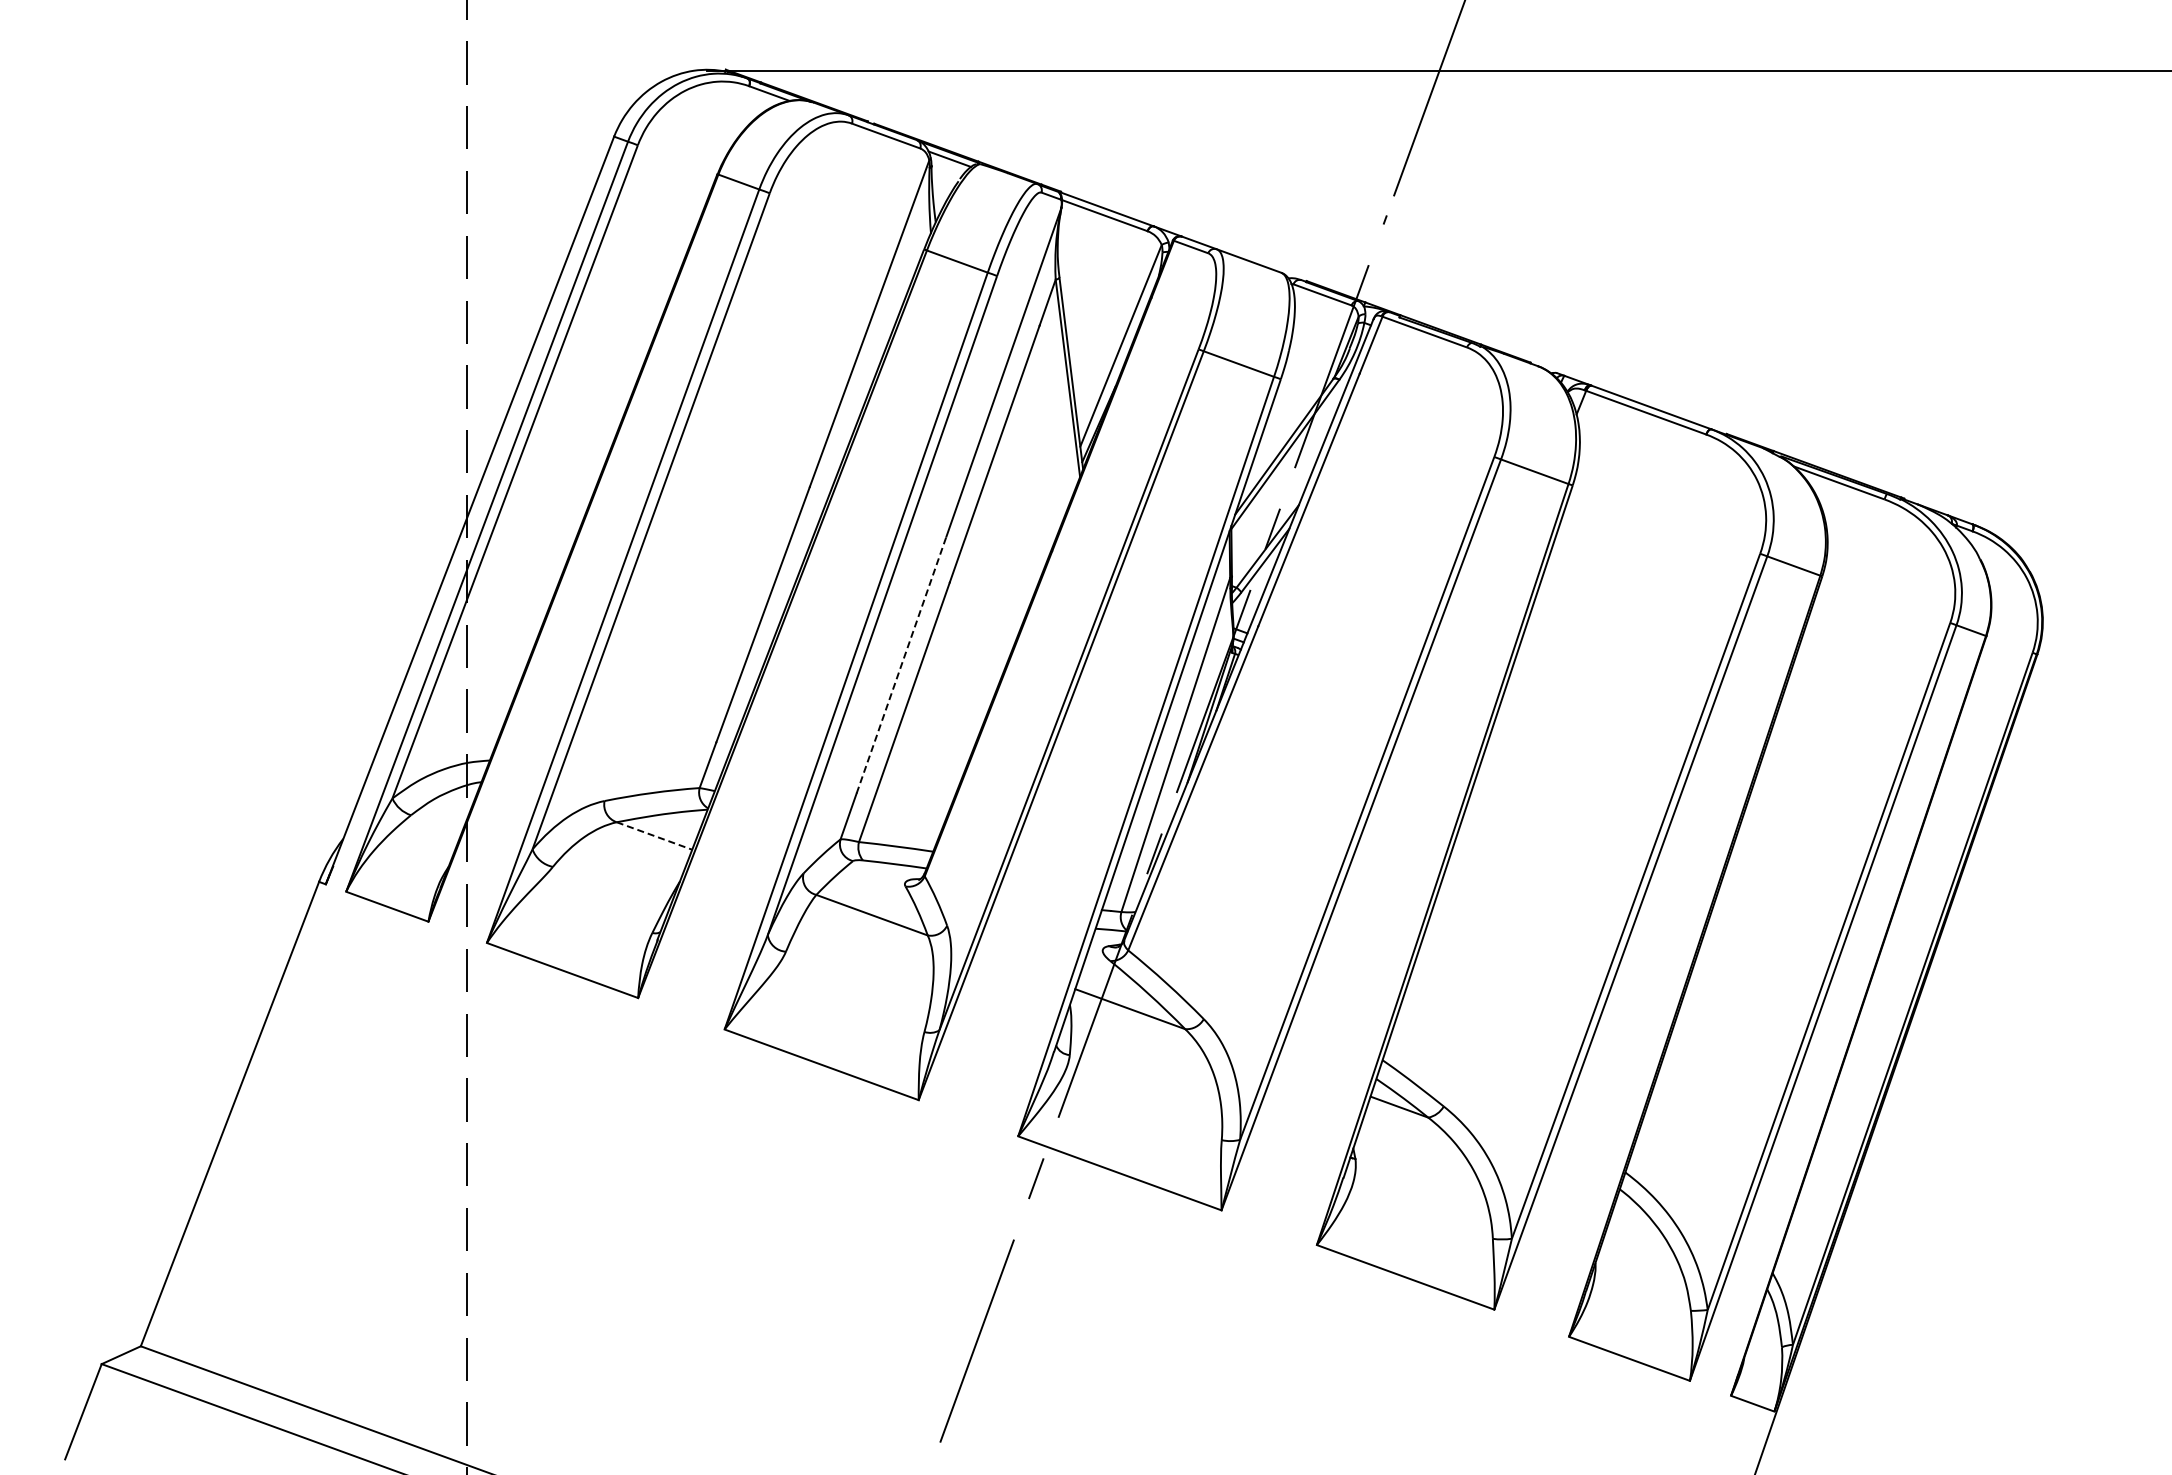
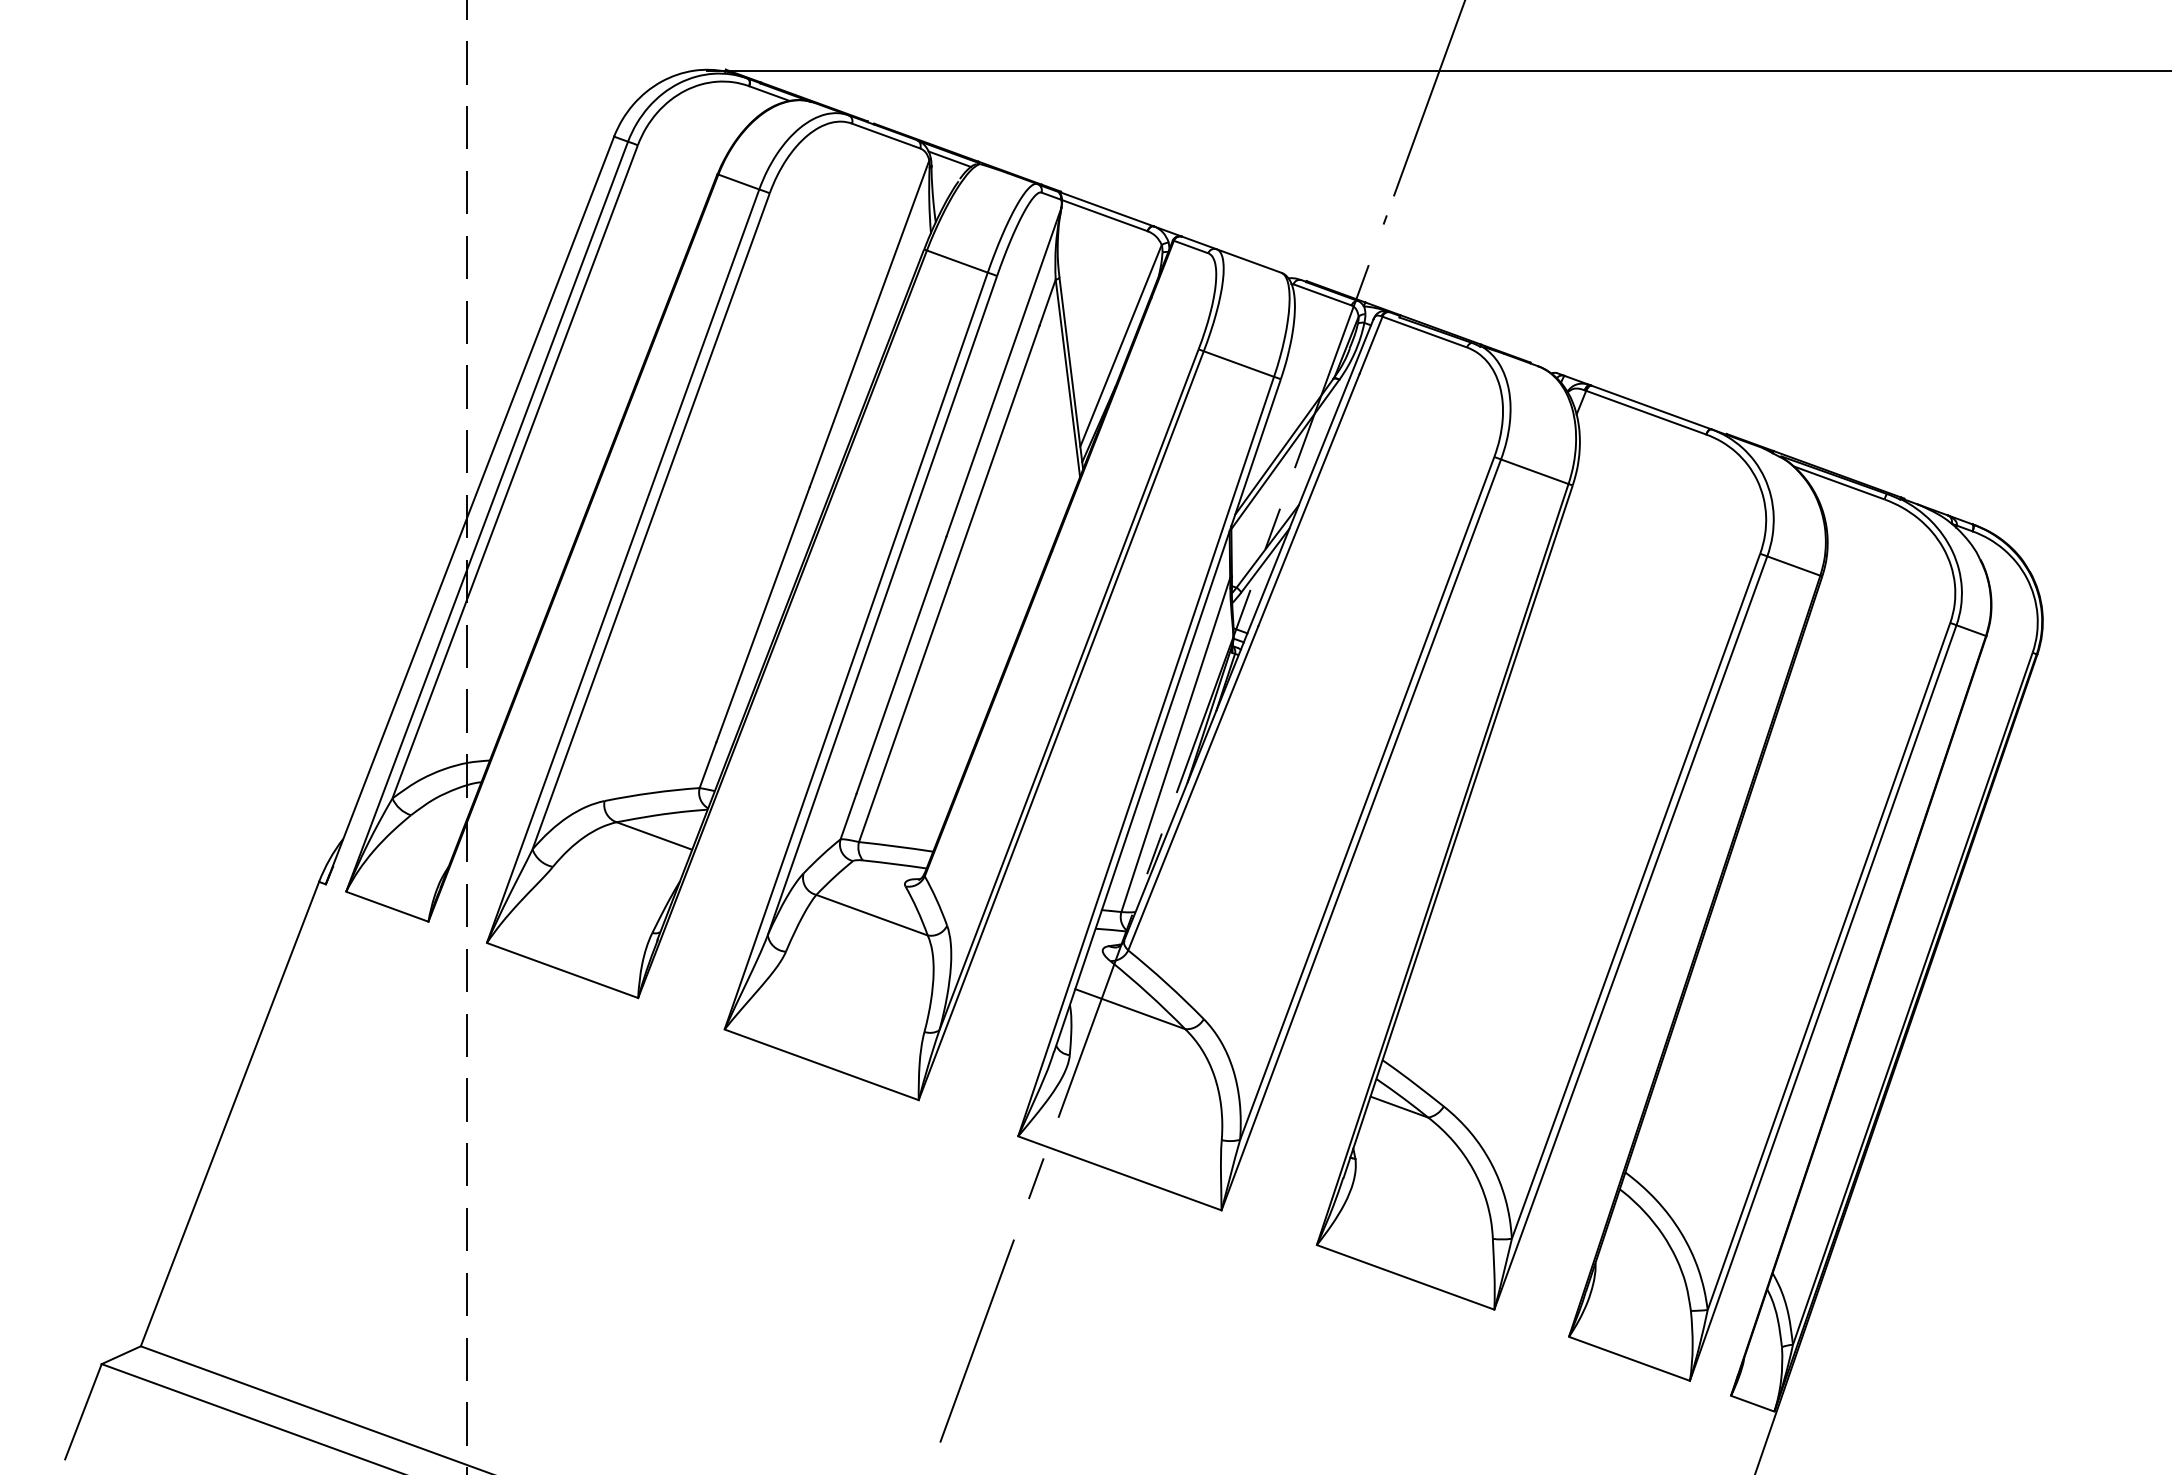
line: dashed -> solid (901, 664)
line: dashed -> solid (654, 836)
